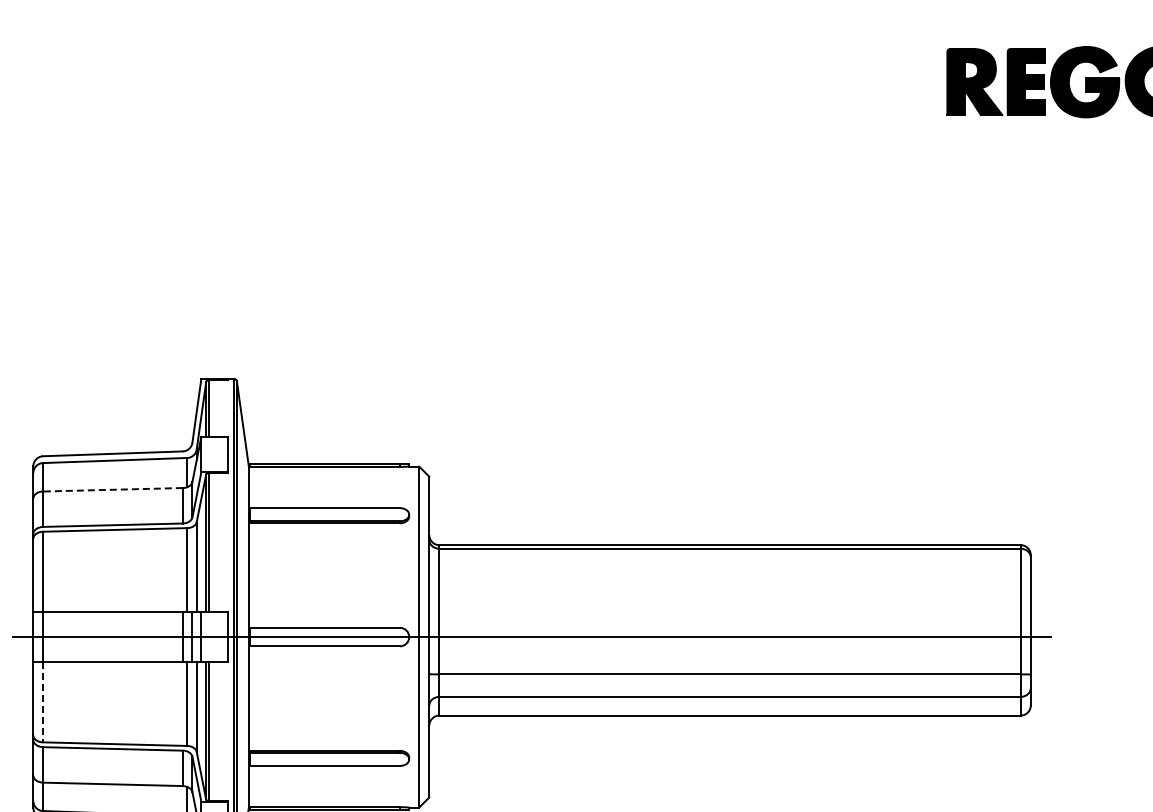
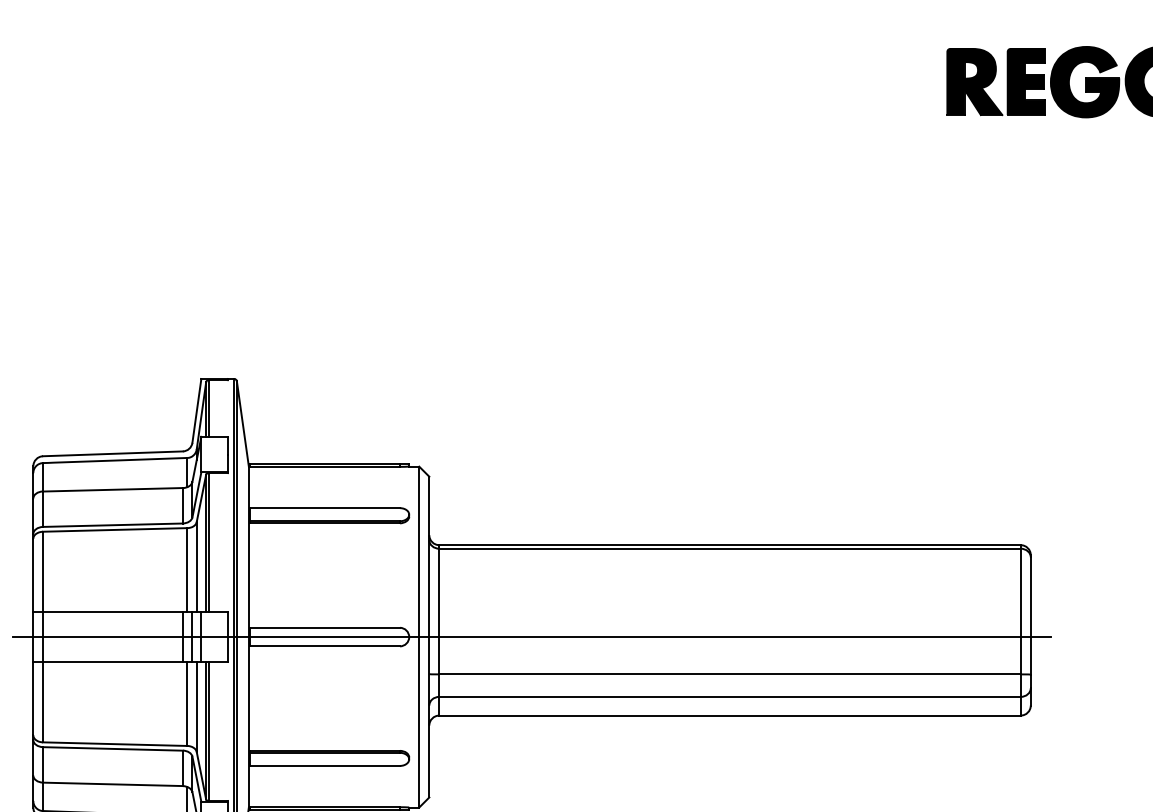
line: dashed -> solid (112, 489)
line: dashed -> solid (42, 702)
